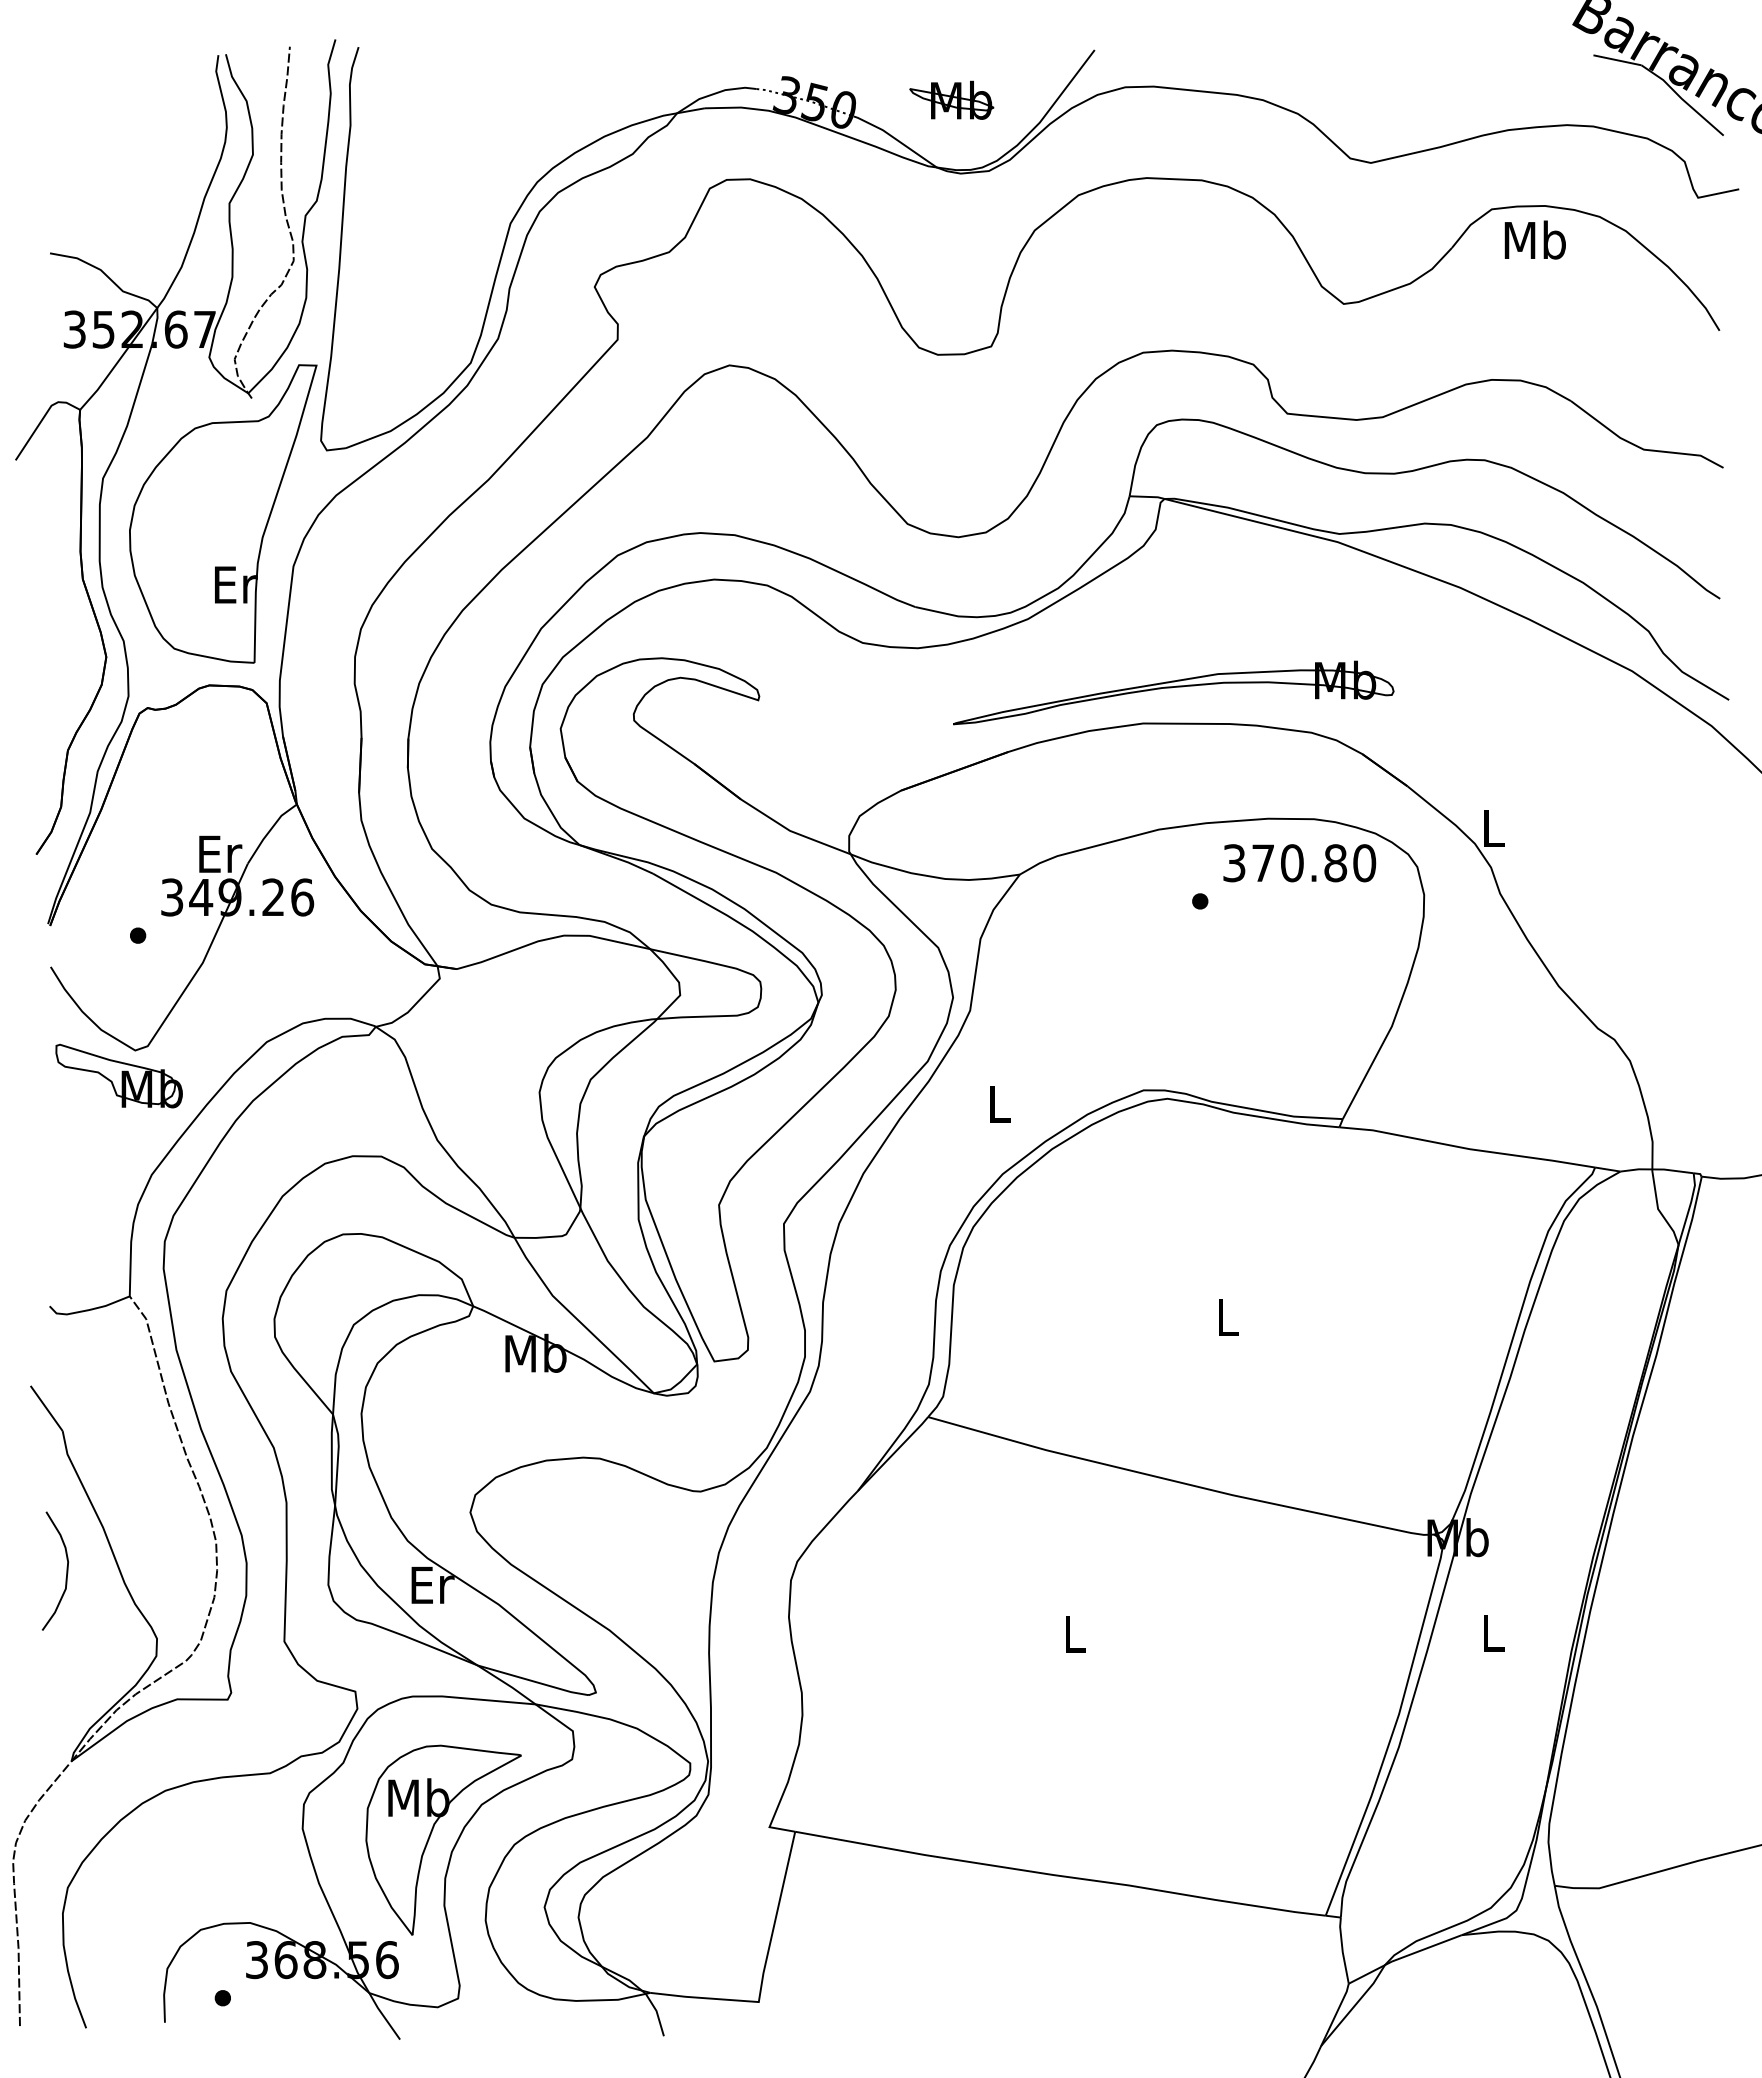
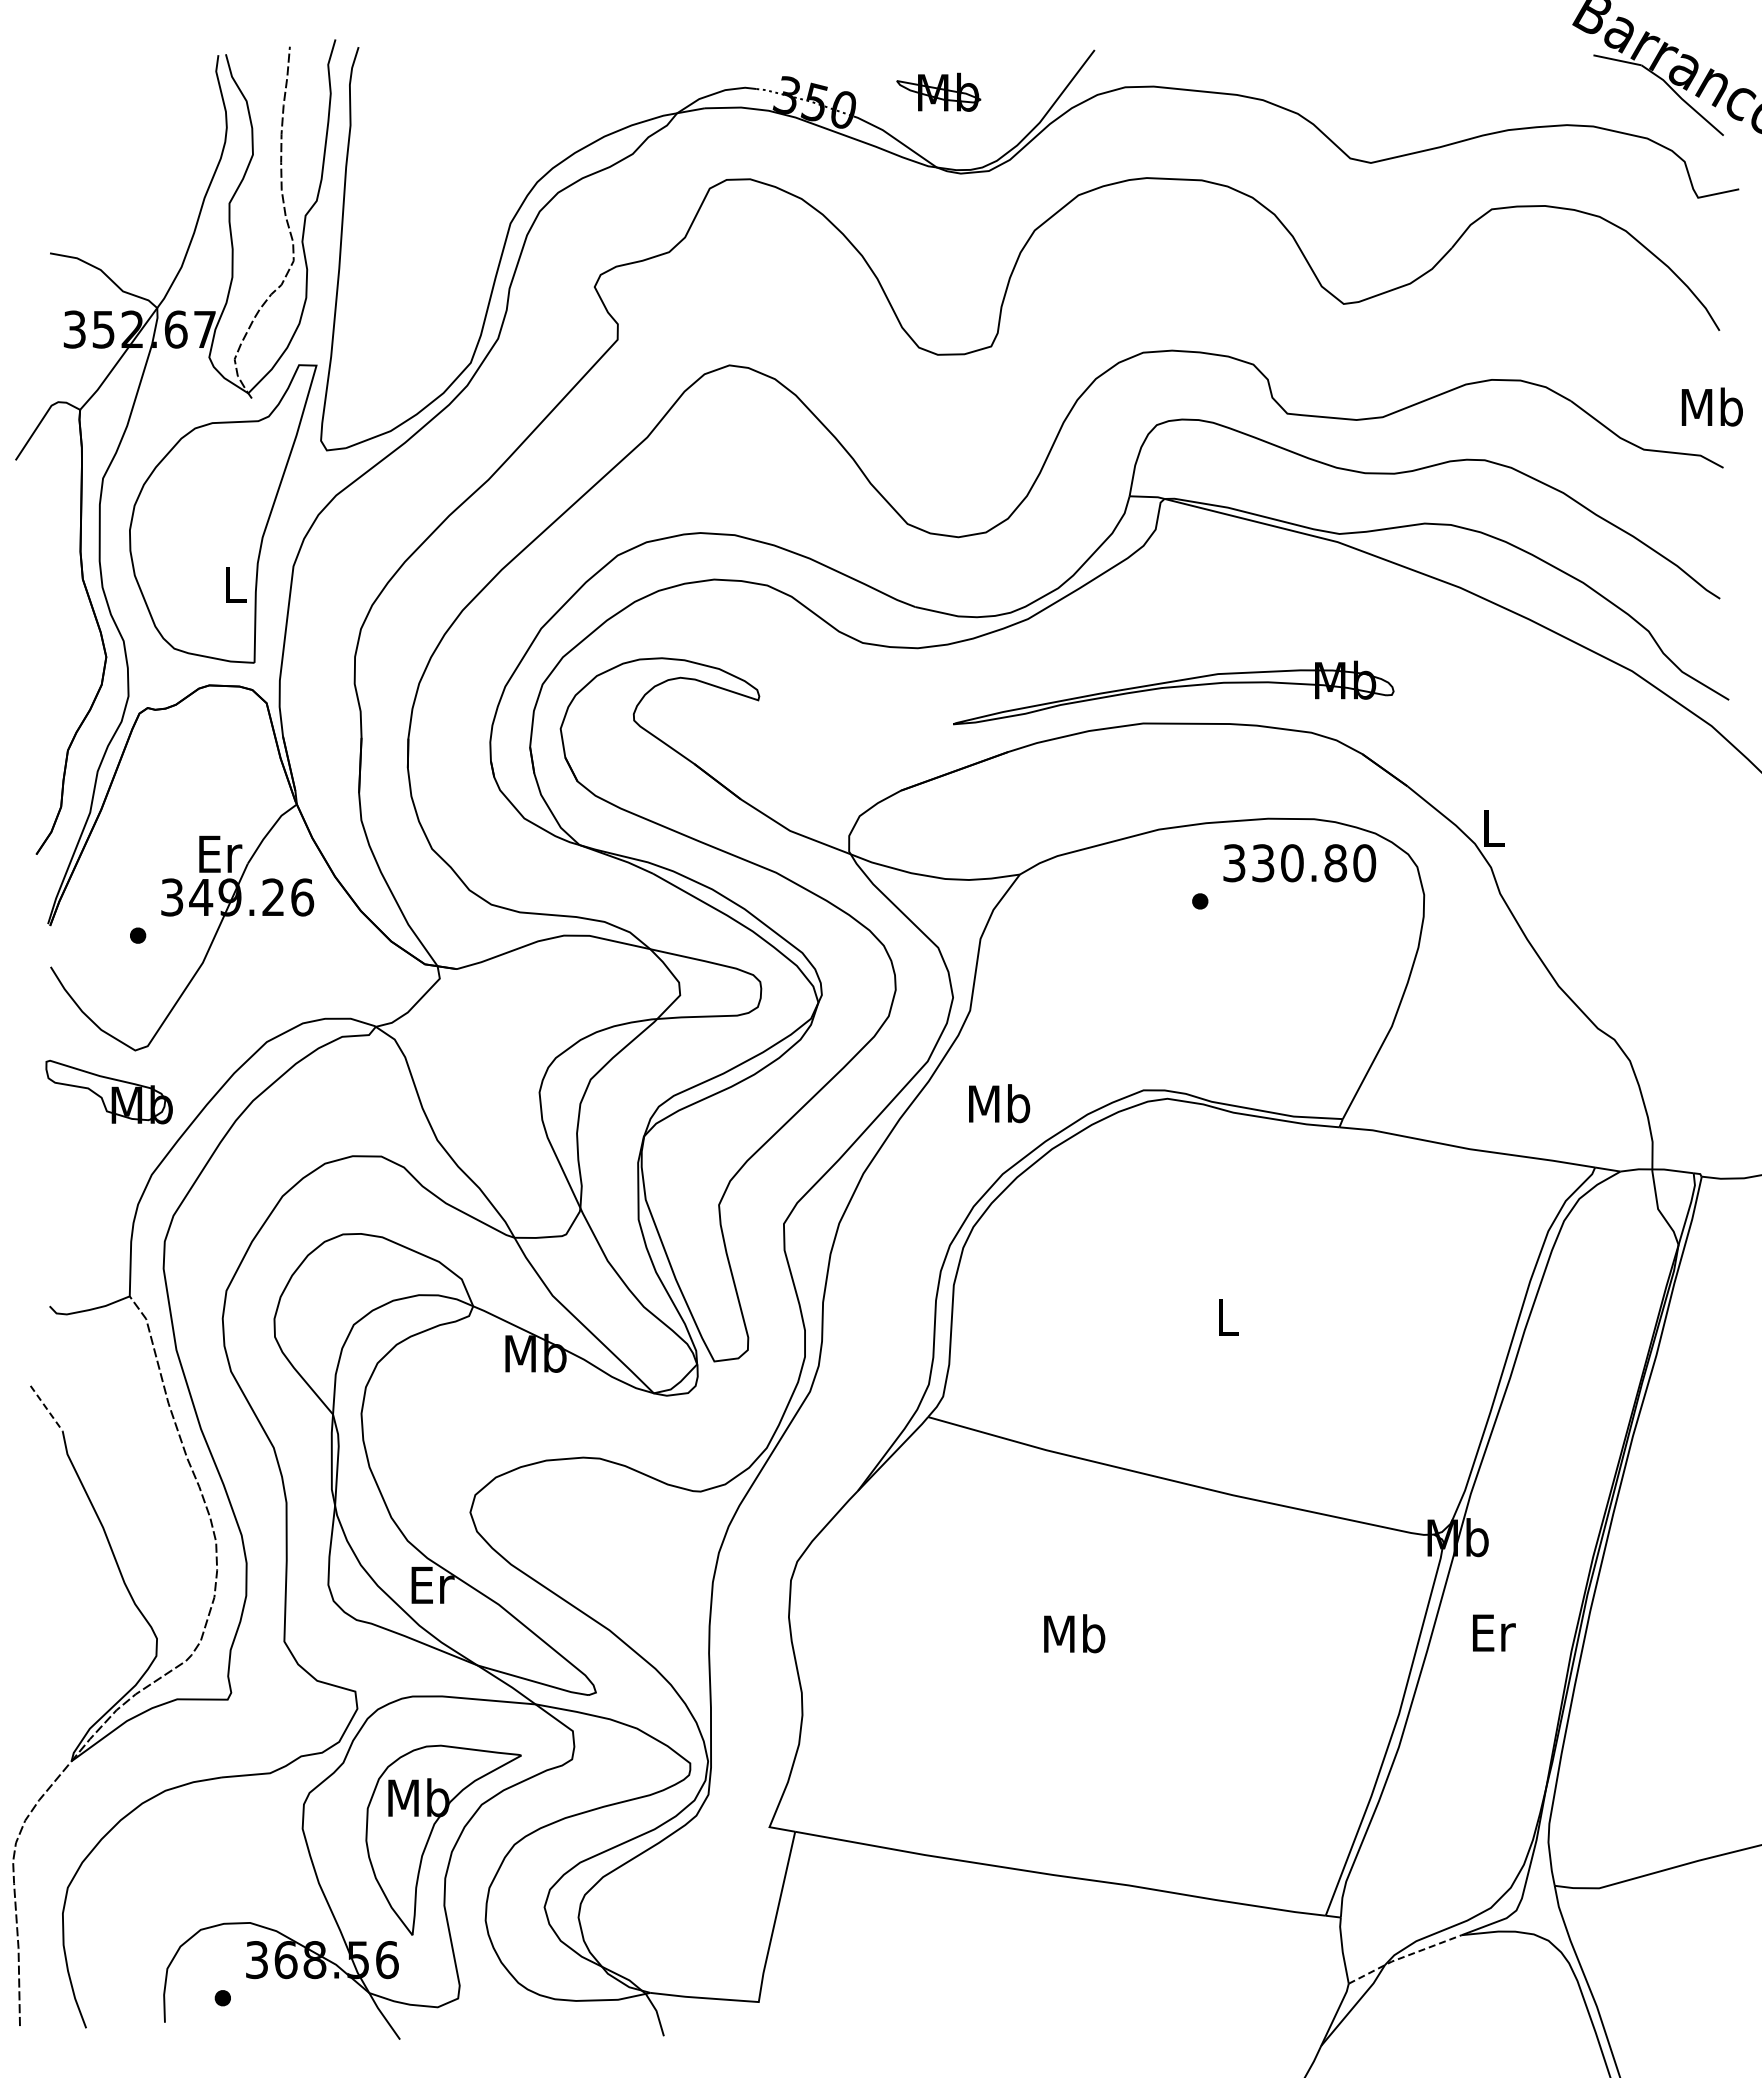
part position: (951, 99) -> (938, 91) (938, 91)
text position: (1534, 239) -> (1711, 406) (1711, 406)
text: Er -> L (236, 584)
text: 370.80 -> 330.80 (1263, 863)
part position: (118, 1075) -> (108, 1091) (108, 1091)
text: L -> Mb (999, 1103)
line: solid -> dashed (46, 1408)
curve: present -> none (66, 1570)
text: L -> Er (1494, 1632)
text: L -> Mb (1074, 1633)
line: solid -> dashed (1403, 1957)
